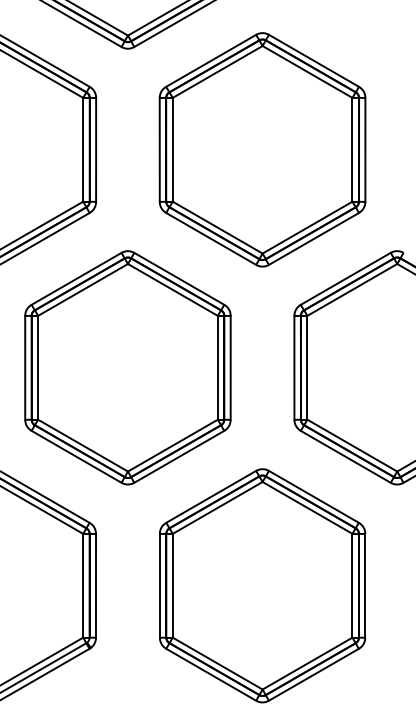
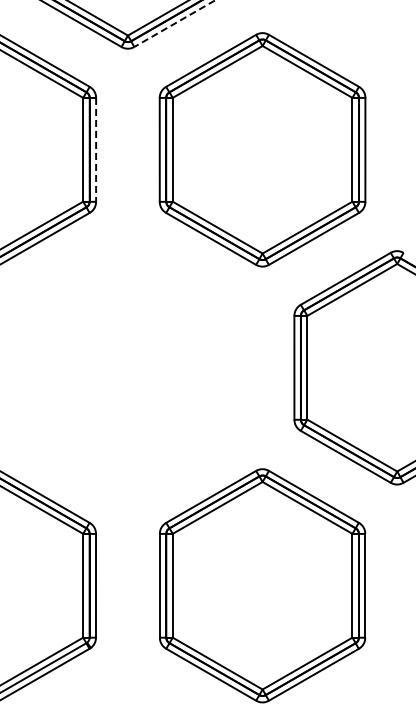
line: solid -> dashed (175, 23)
line: solid -> dashed (96, 149)
part: present -> none (127, 367)
